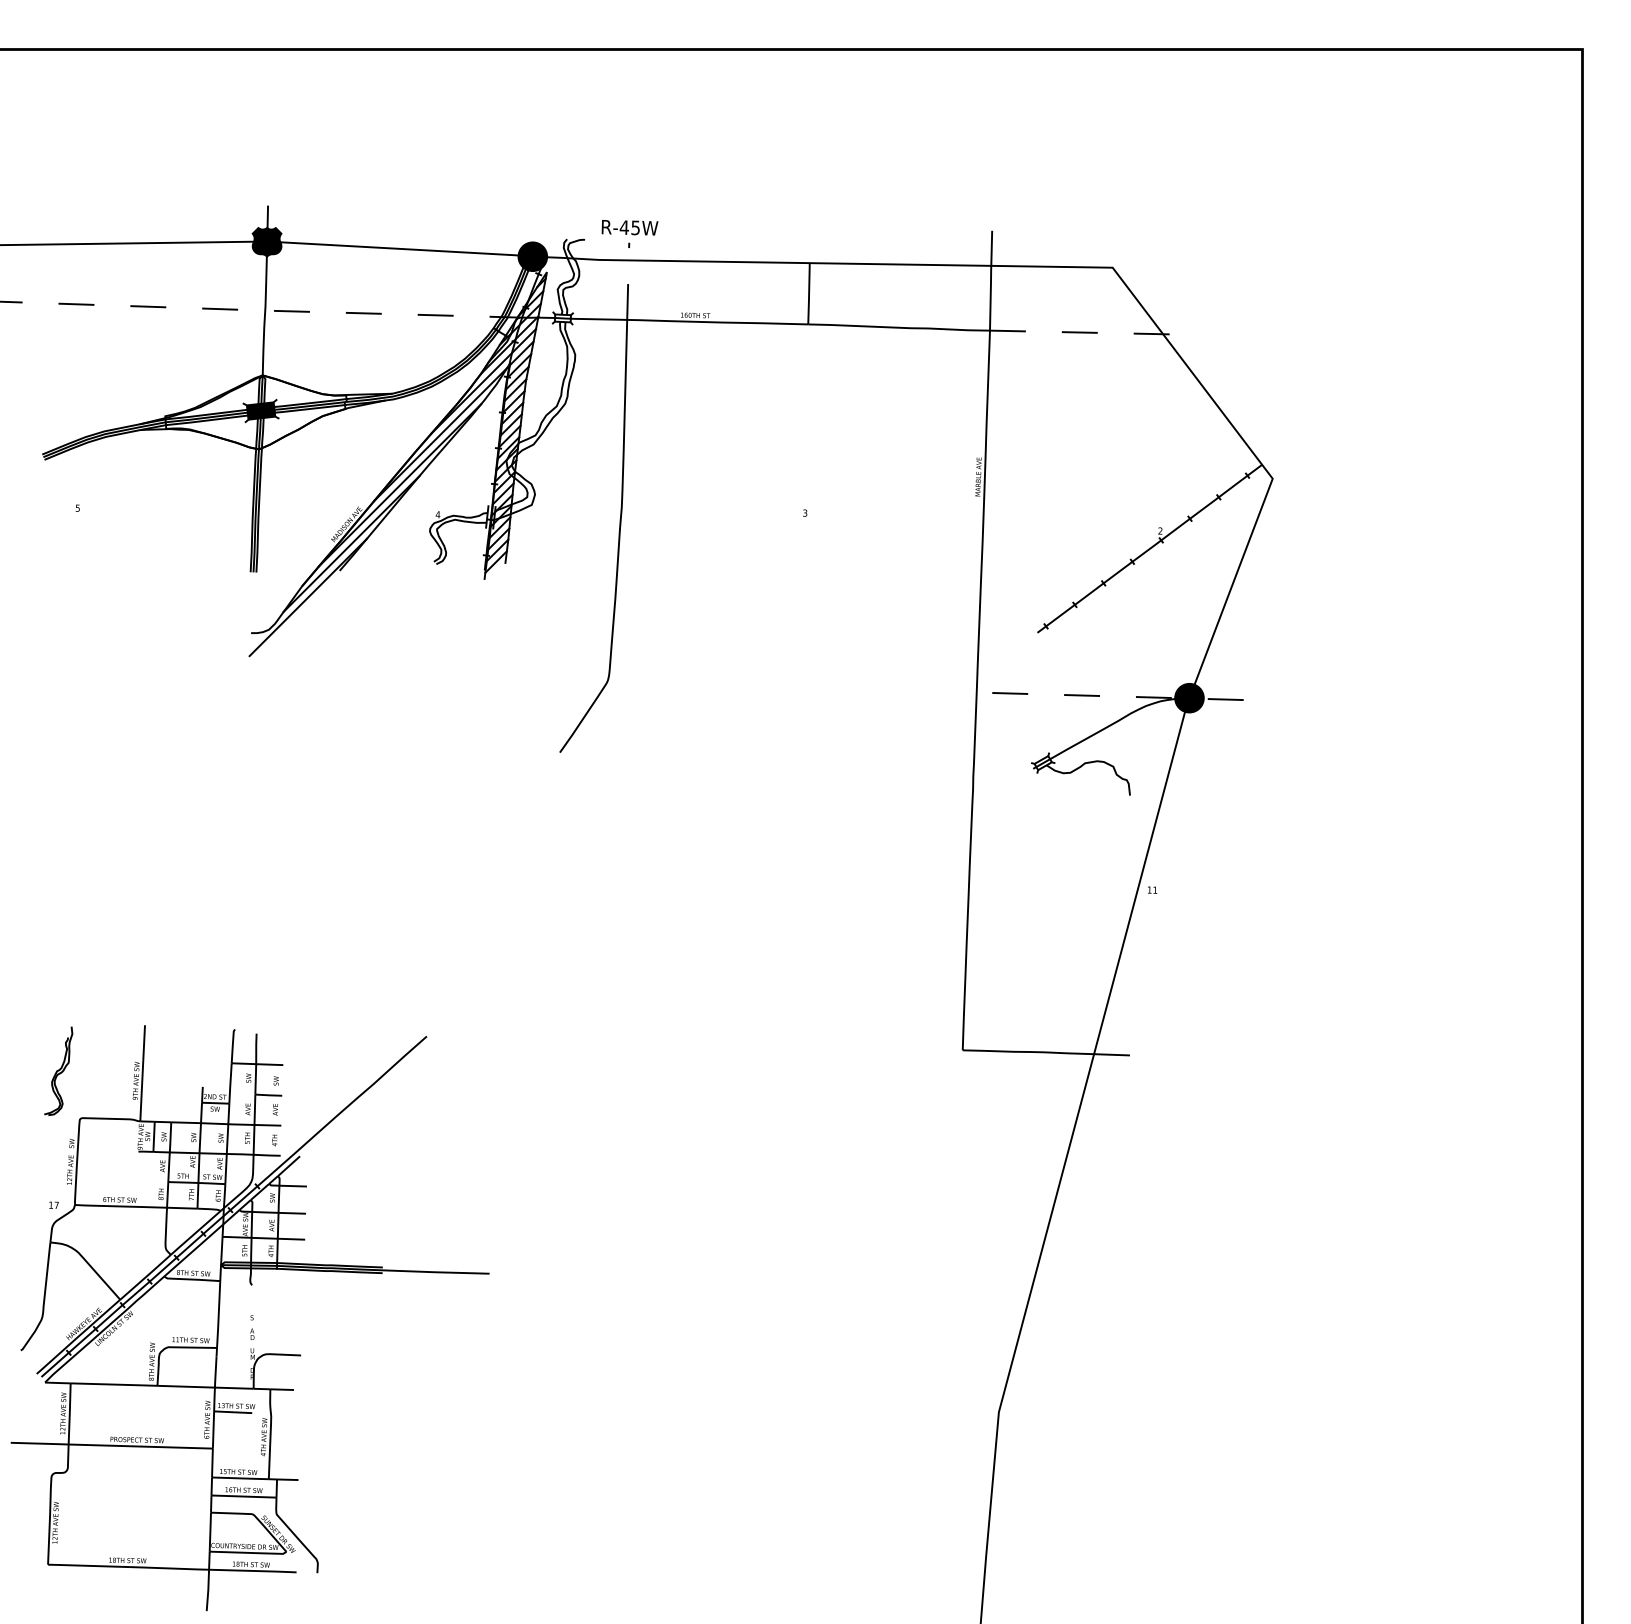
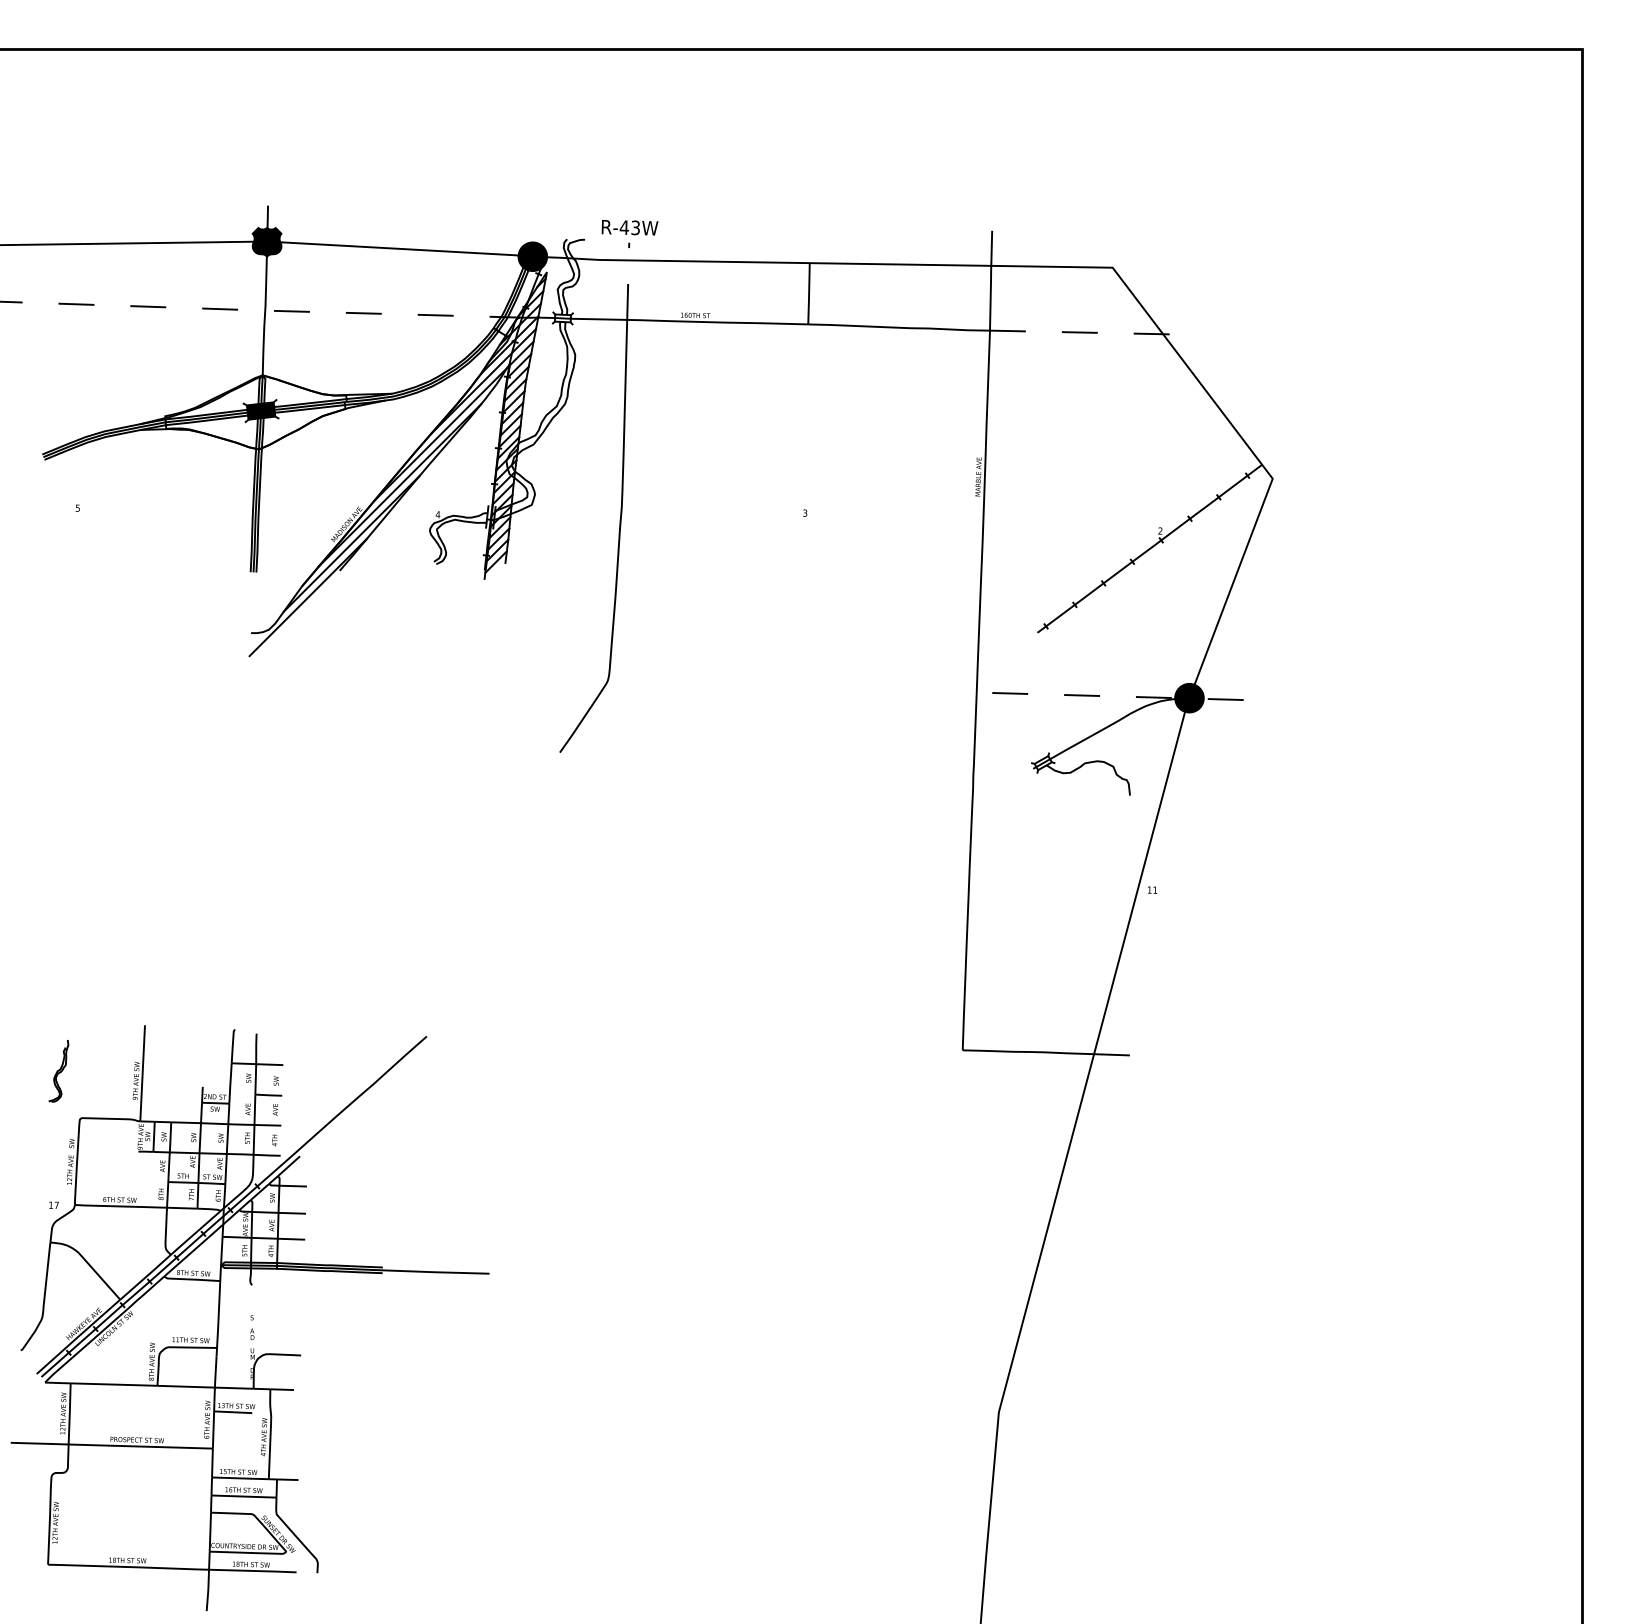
text: R-45W -> R-43W (635, 227)
part size: 30x90 px -> 22x63 px (58, 1071)
